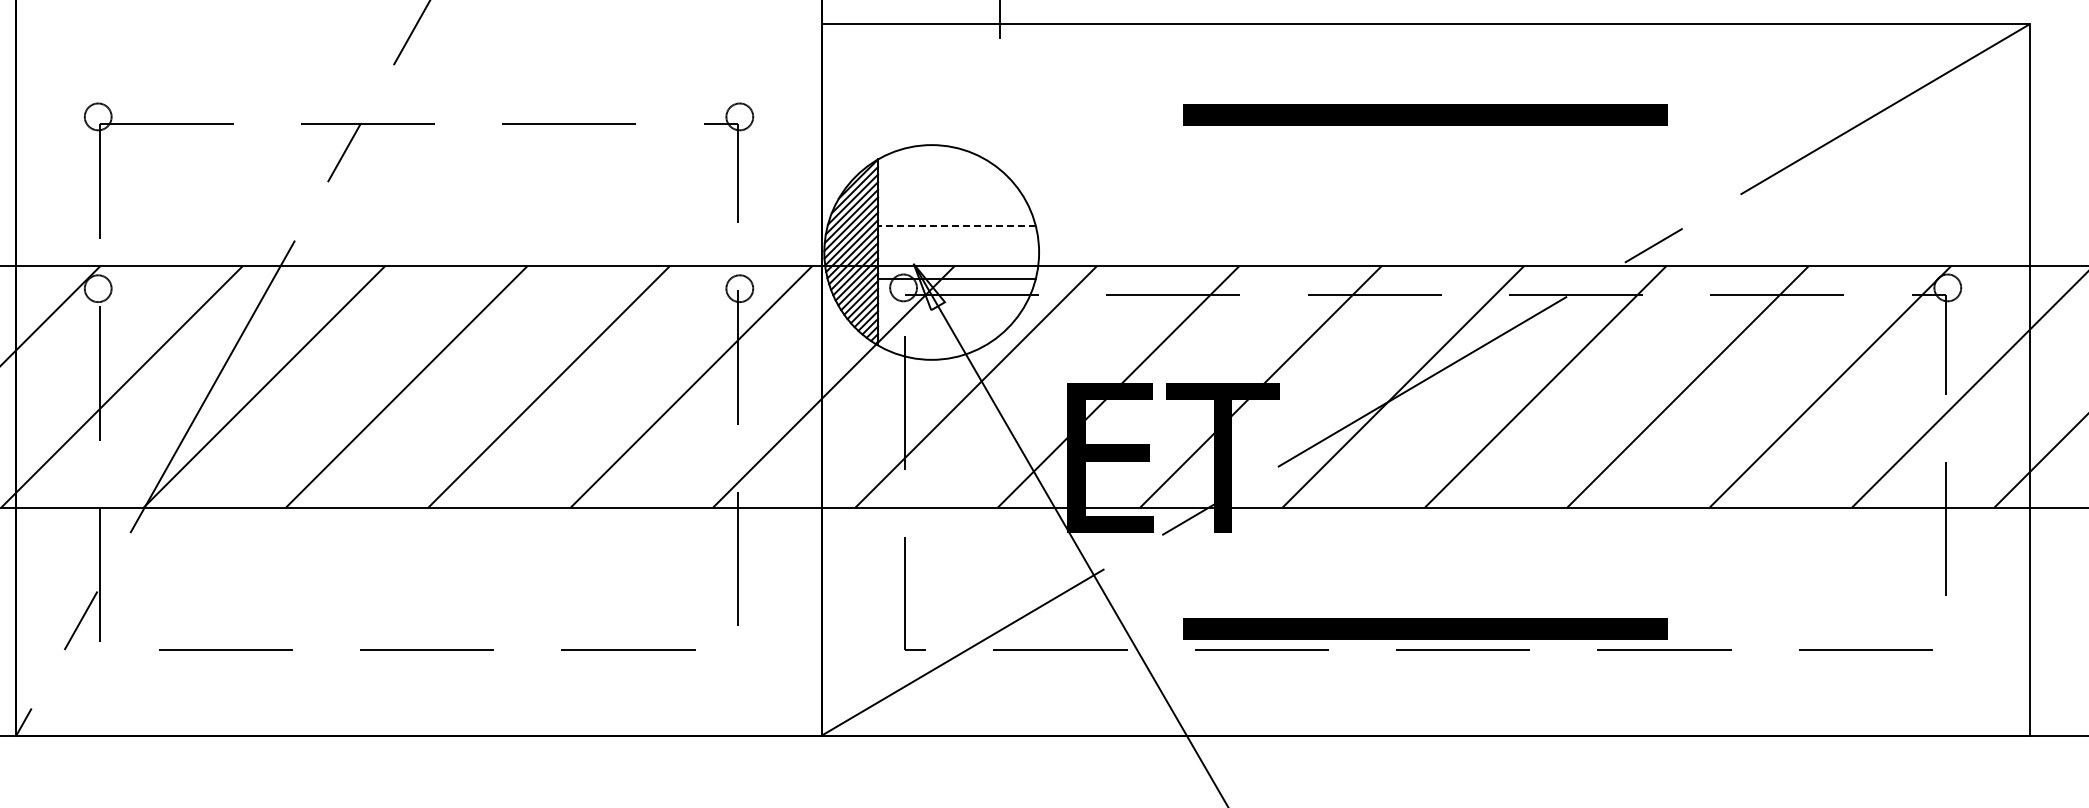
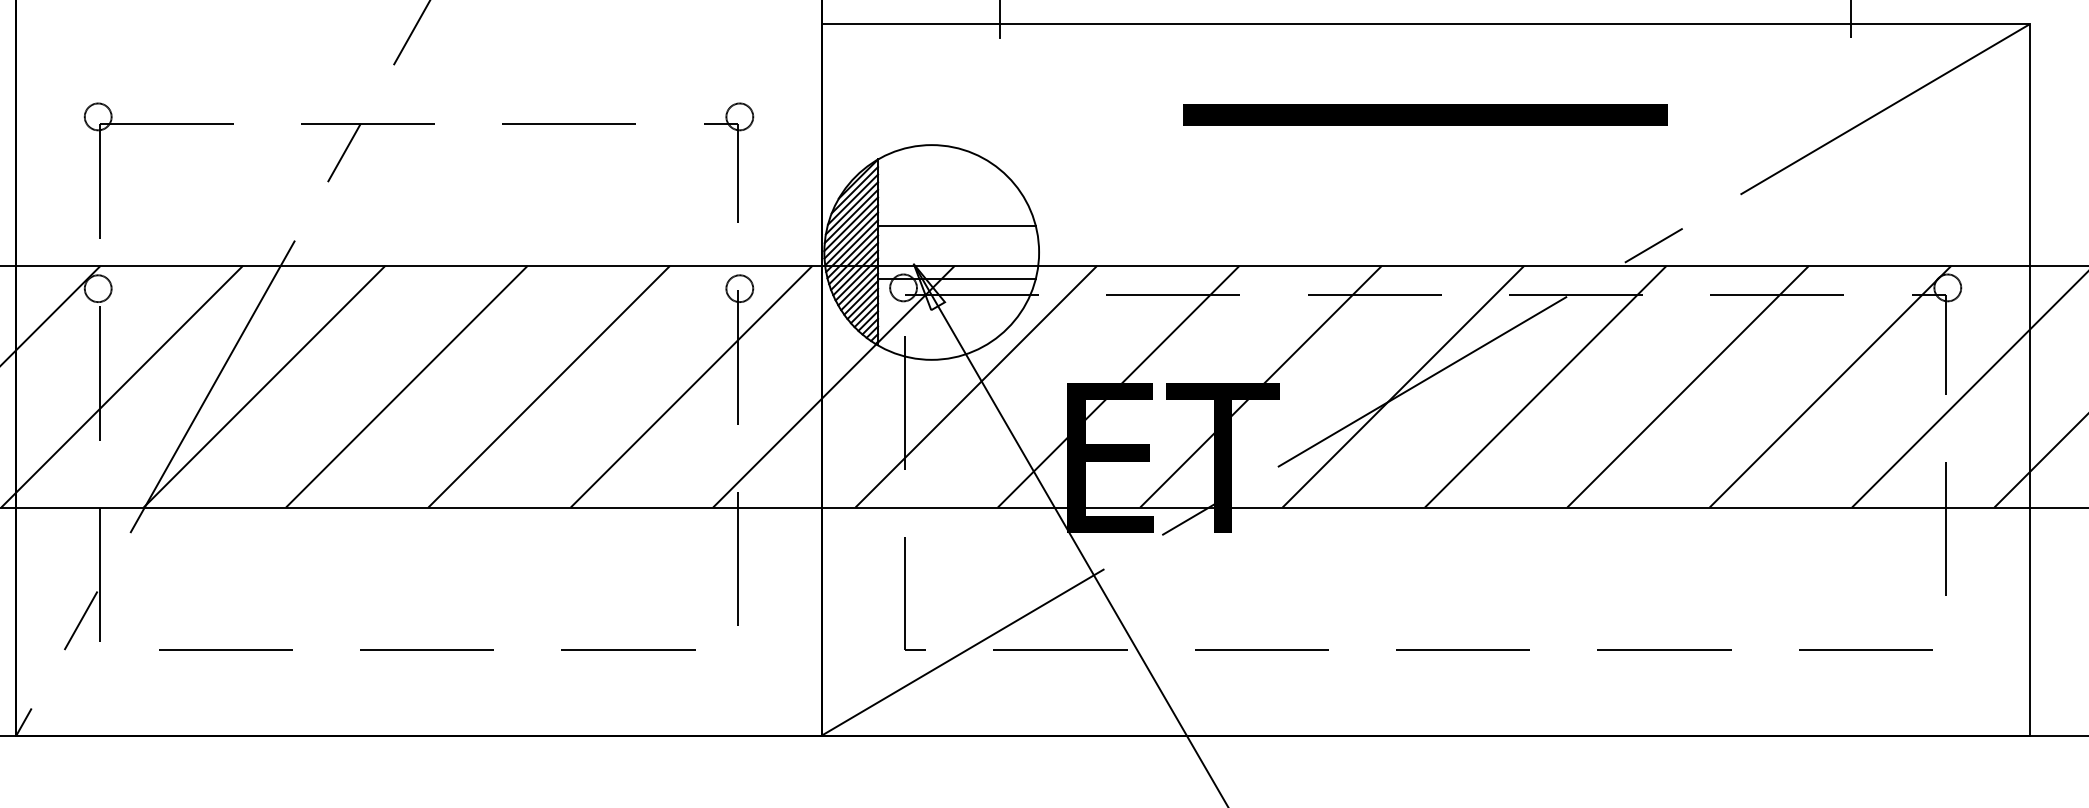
line: none -> present (1851, 19)
line: dashed -> solid (956, 225)
part: present -> none (1425, 628)
